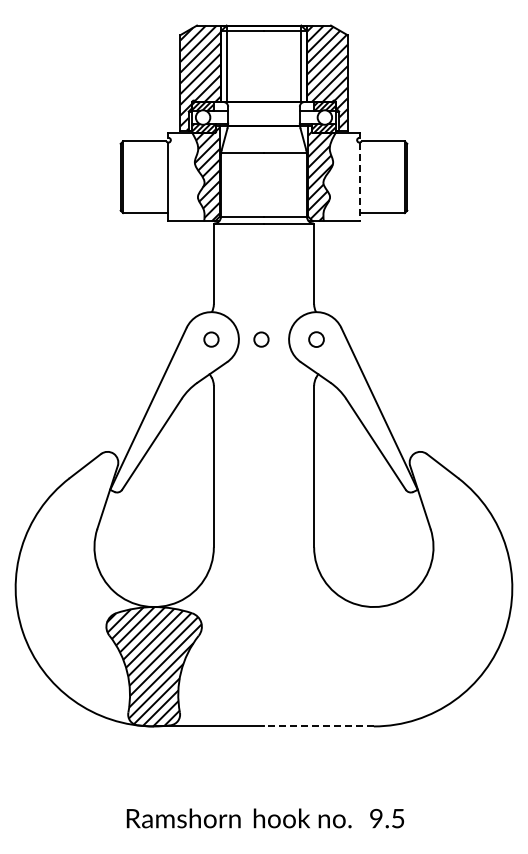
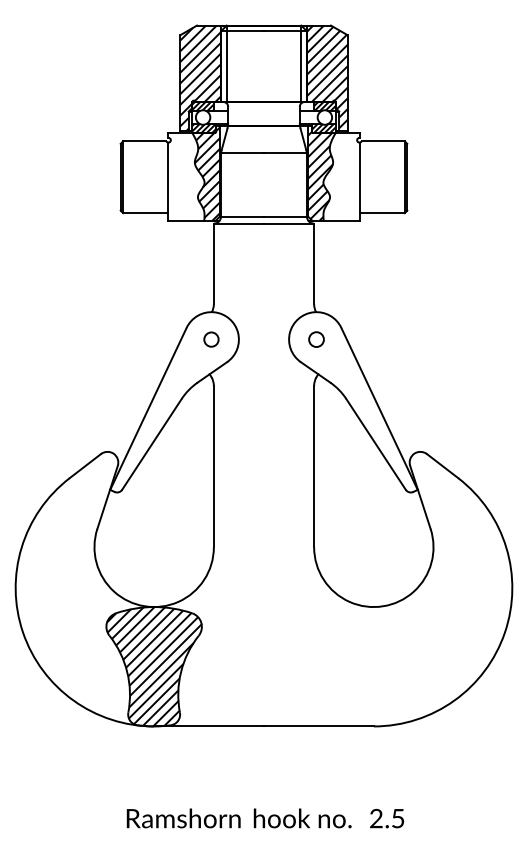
line: dashed -> solid (359, 182)
circle: present -> none (261, 339)
line: dashed -> solid (318, 726)
text: 9.5 -> 2.5 (376, 818)
